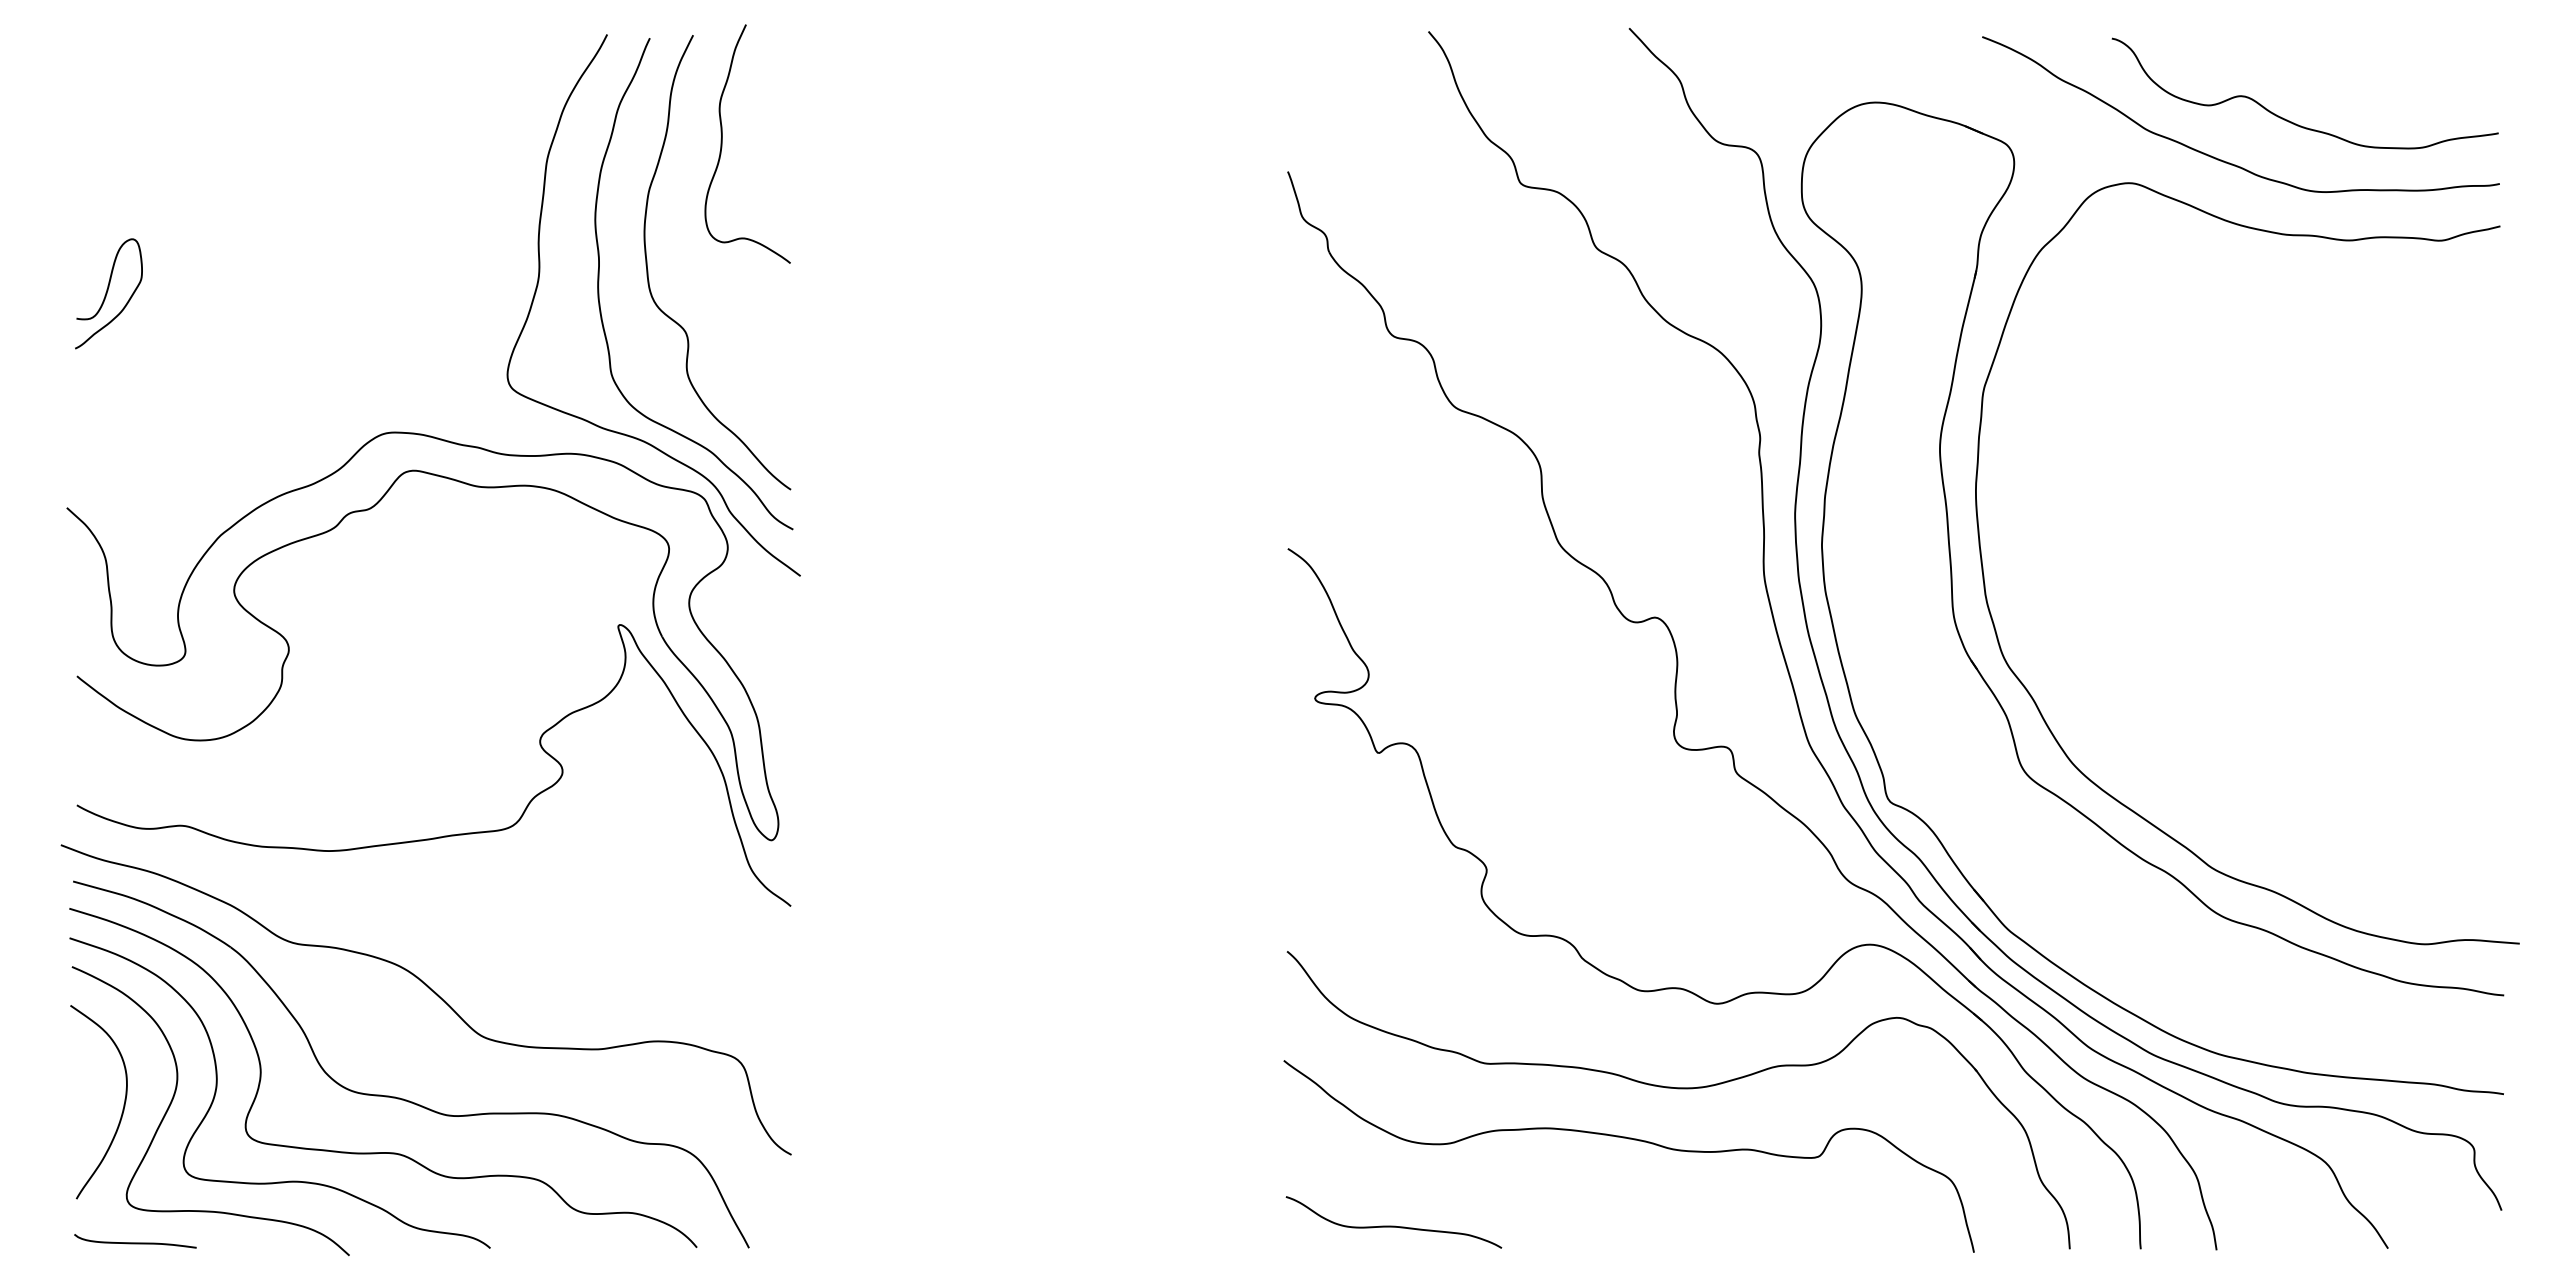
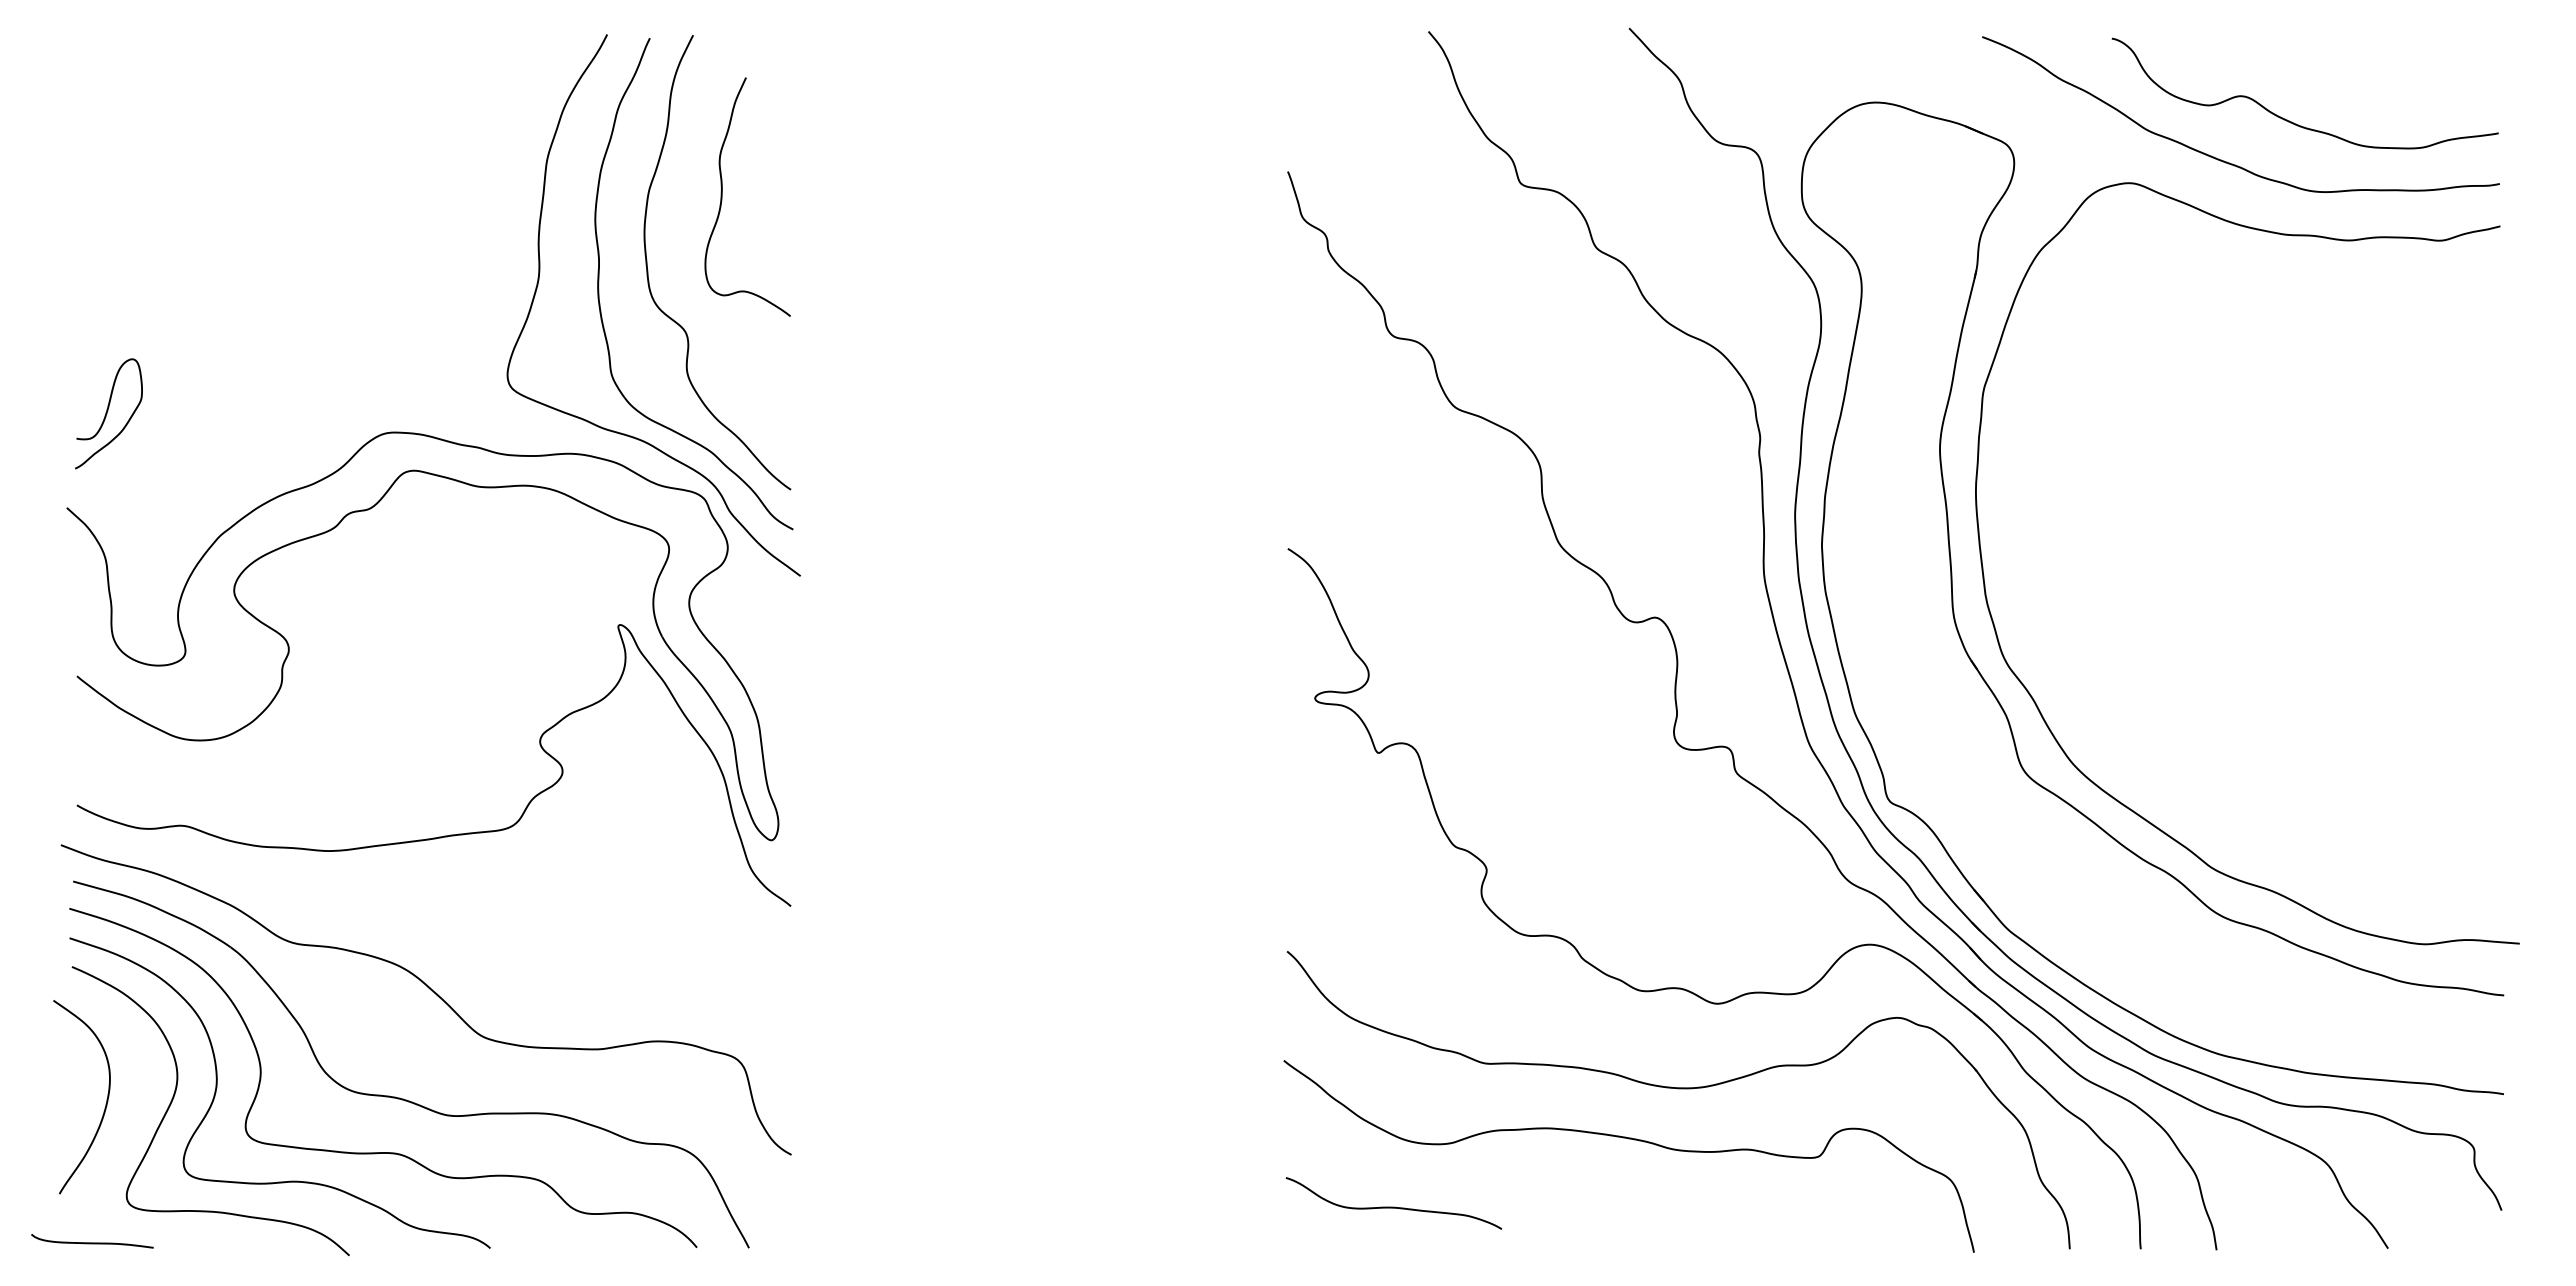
curve position: (722, 143) -> (722, 196) (722, 196)
curve position: (107, 293) -> (107, 413) (107, 413)
curve position: (122, 1109) -> (105, 1104) (105, 1104)
curve position: (1393, 1225) -> (1393, 1206) (1393, 1206)
curve position: (135, 1242) -> (92, 1242) (92, 1242)
